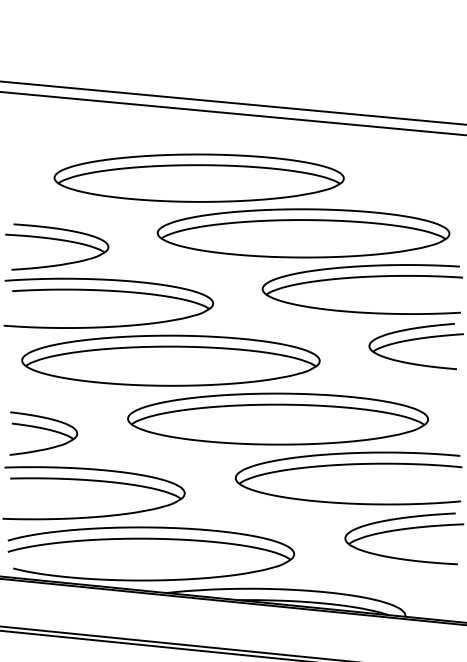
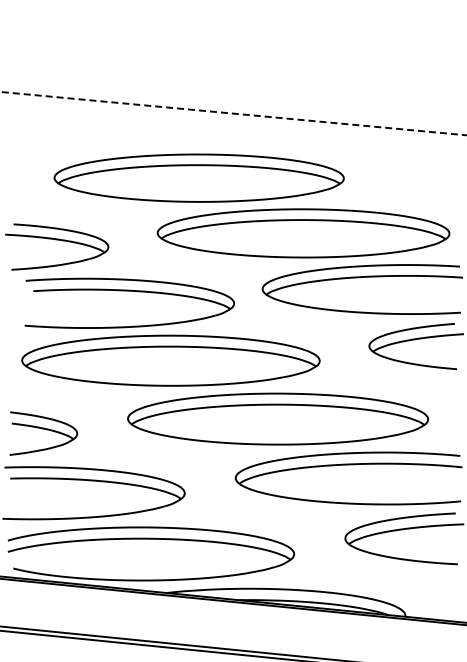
line: present -> none (232, 102)
line: solid -> dashed (232, 113)
part position: (108, 291) -> (129, 291) (129, 291)
